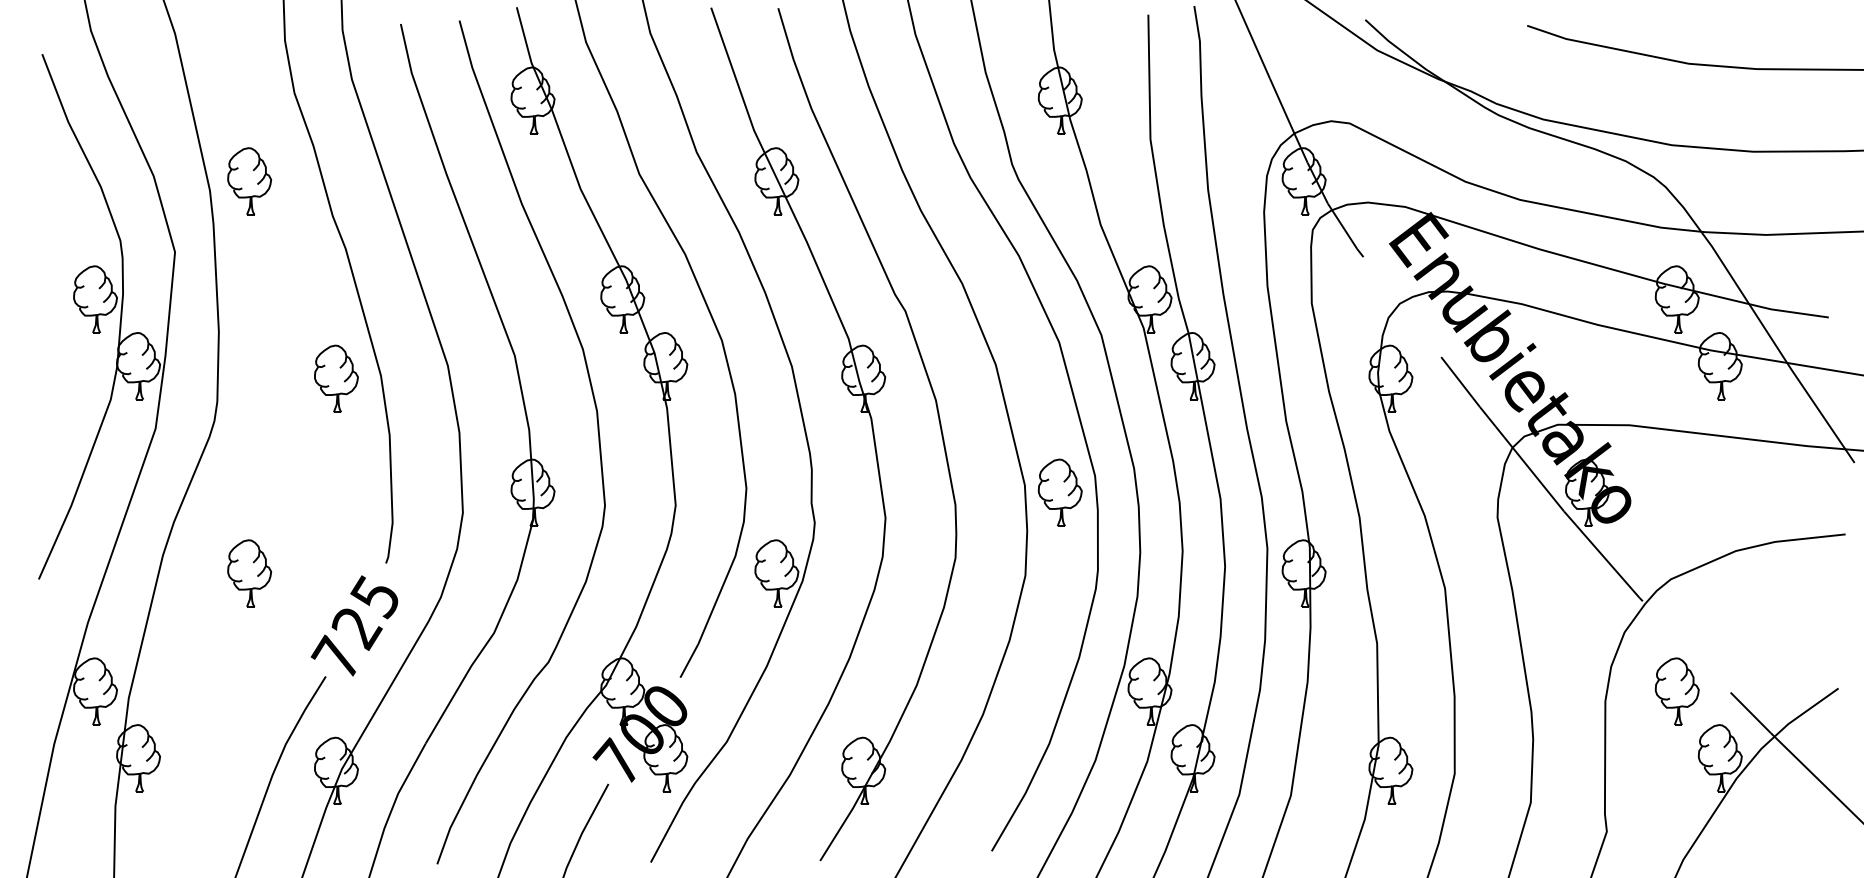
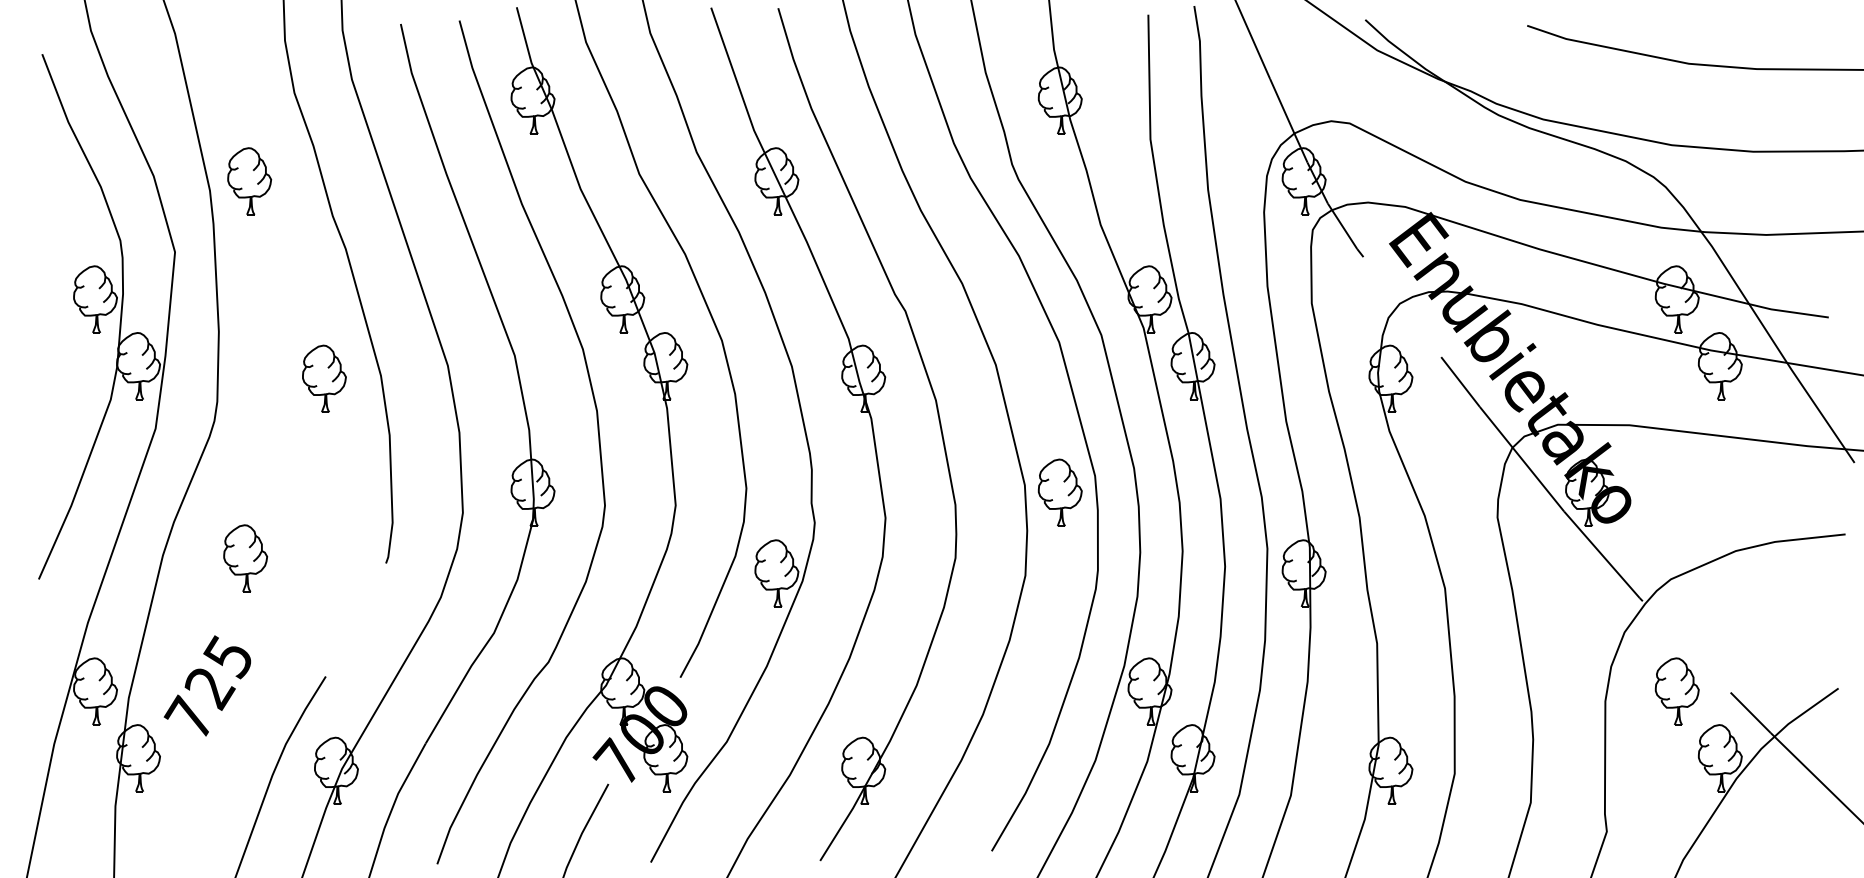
part position: (336, 378) -> (324, 378) (324, 378)
part position: (249, 573) -> (245, 558) (245, 558)
text position: (354, 625) -> (207, 685) (207, 685)
